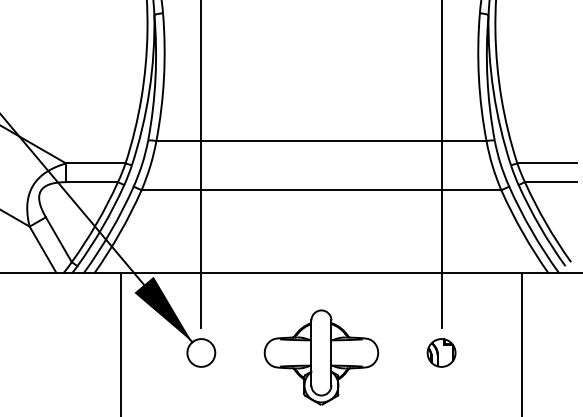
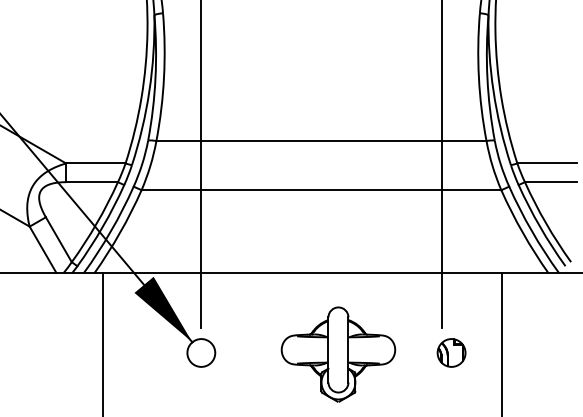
line position: (121, 342) -> (103, 342) (103, 342)
line position: (521, 342) -> (501, 342) (501, 342)
part position: (441, 352) -> (451, 352) (451, 352)
part position: (321, 357) -> (338, 354) (338, 354)
